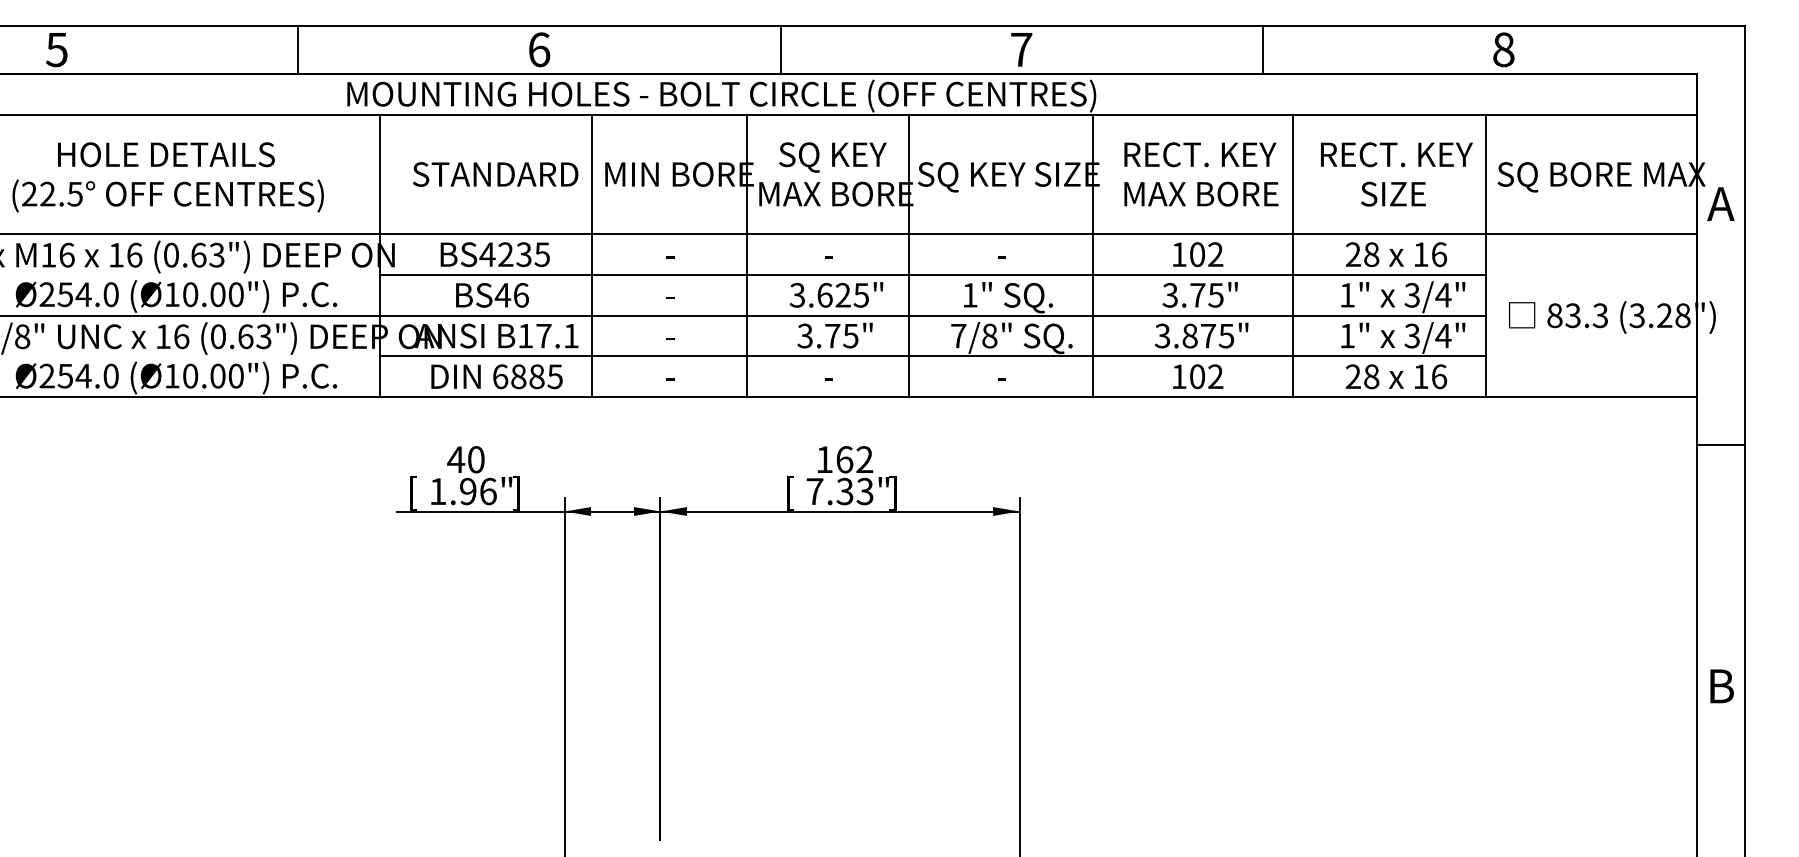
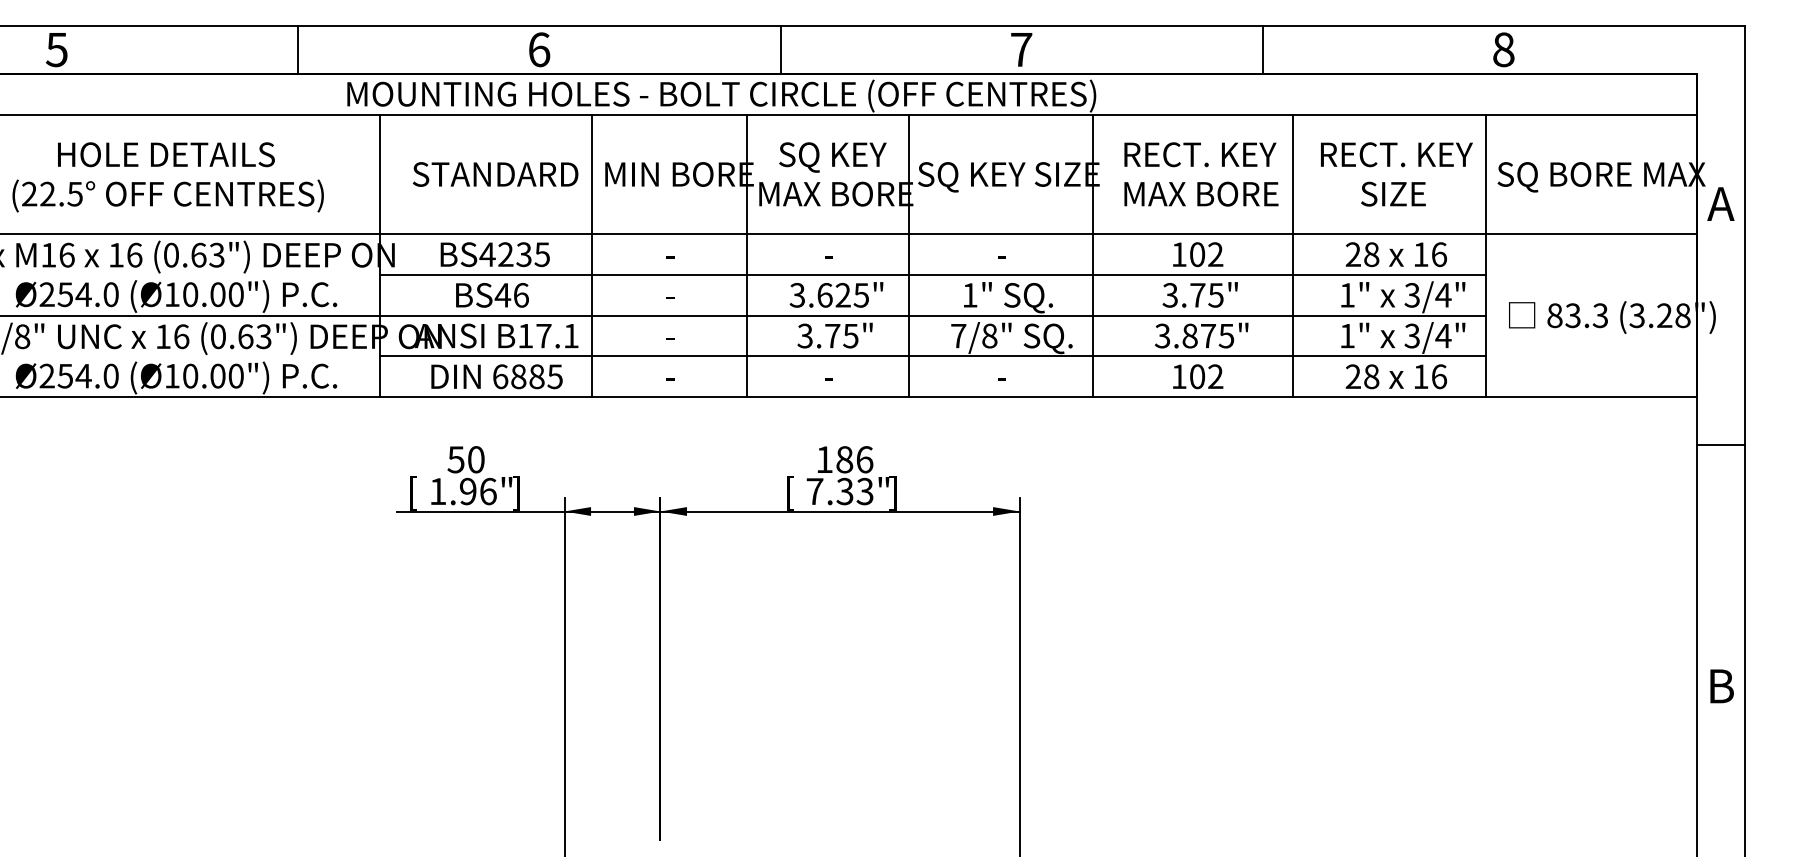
text: 40 -> 50 (456, 459)
text: 162 -> 186 (854, 459)
